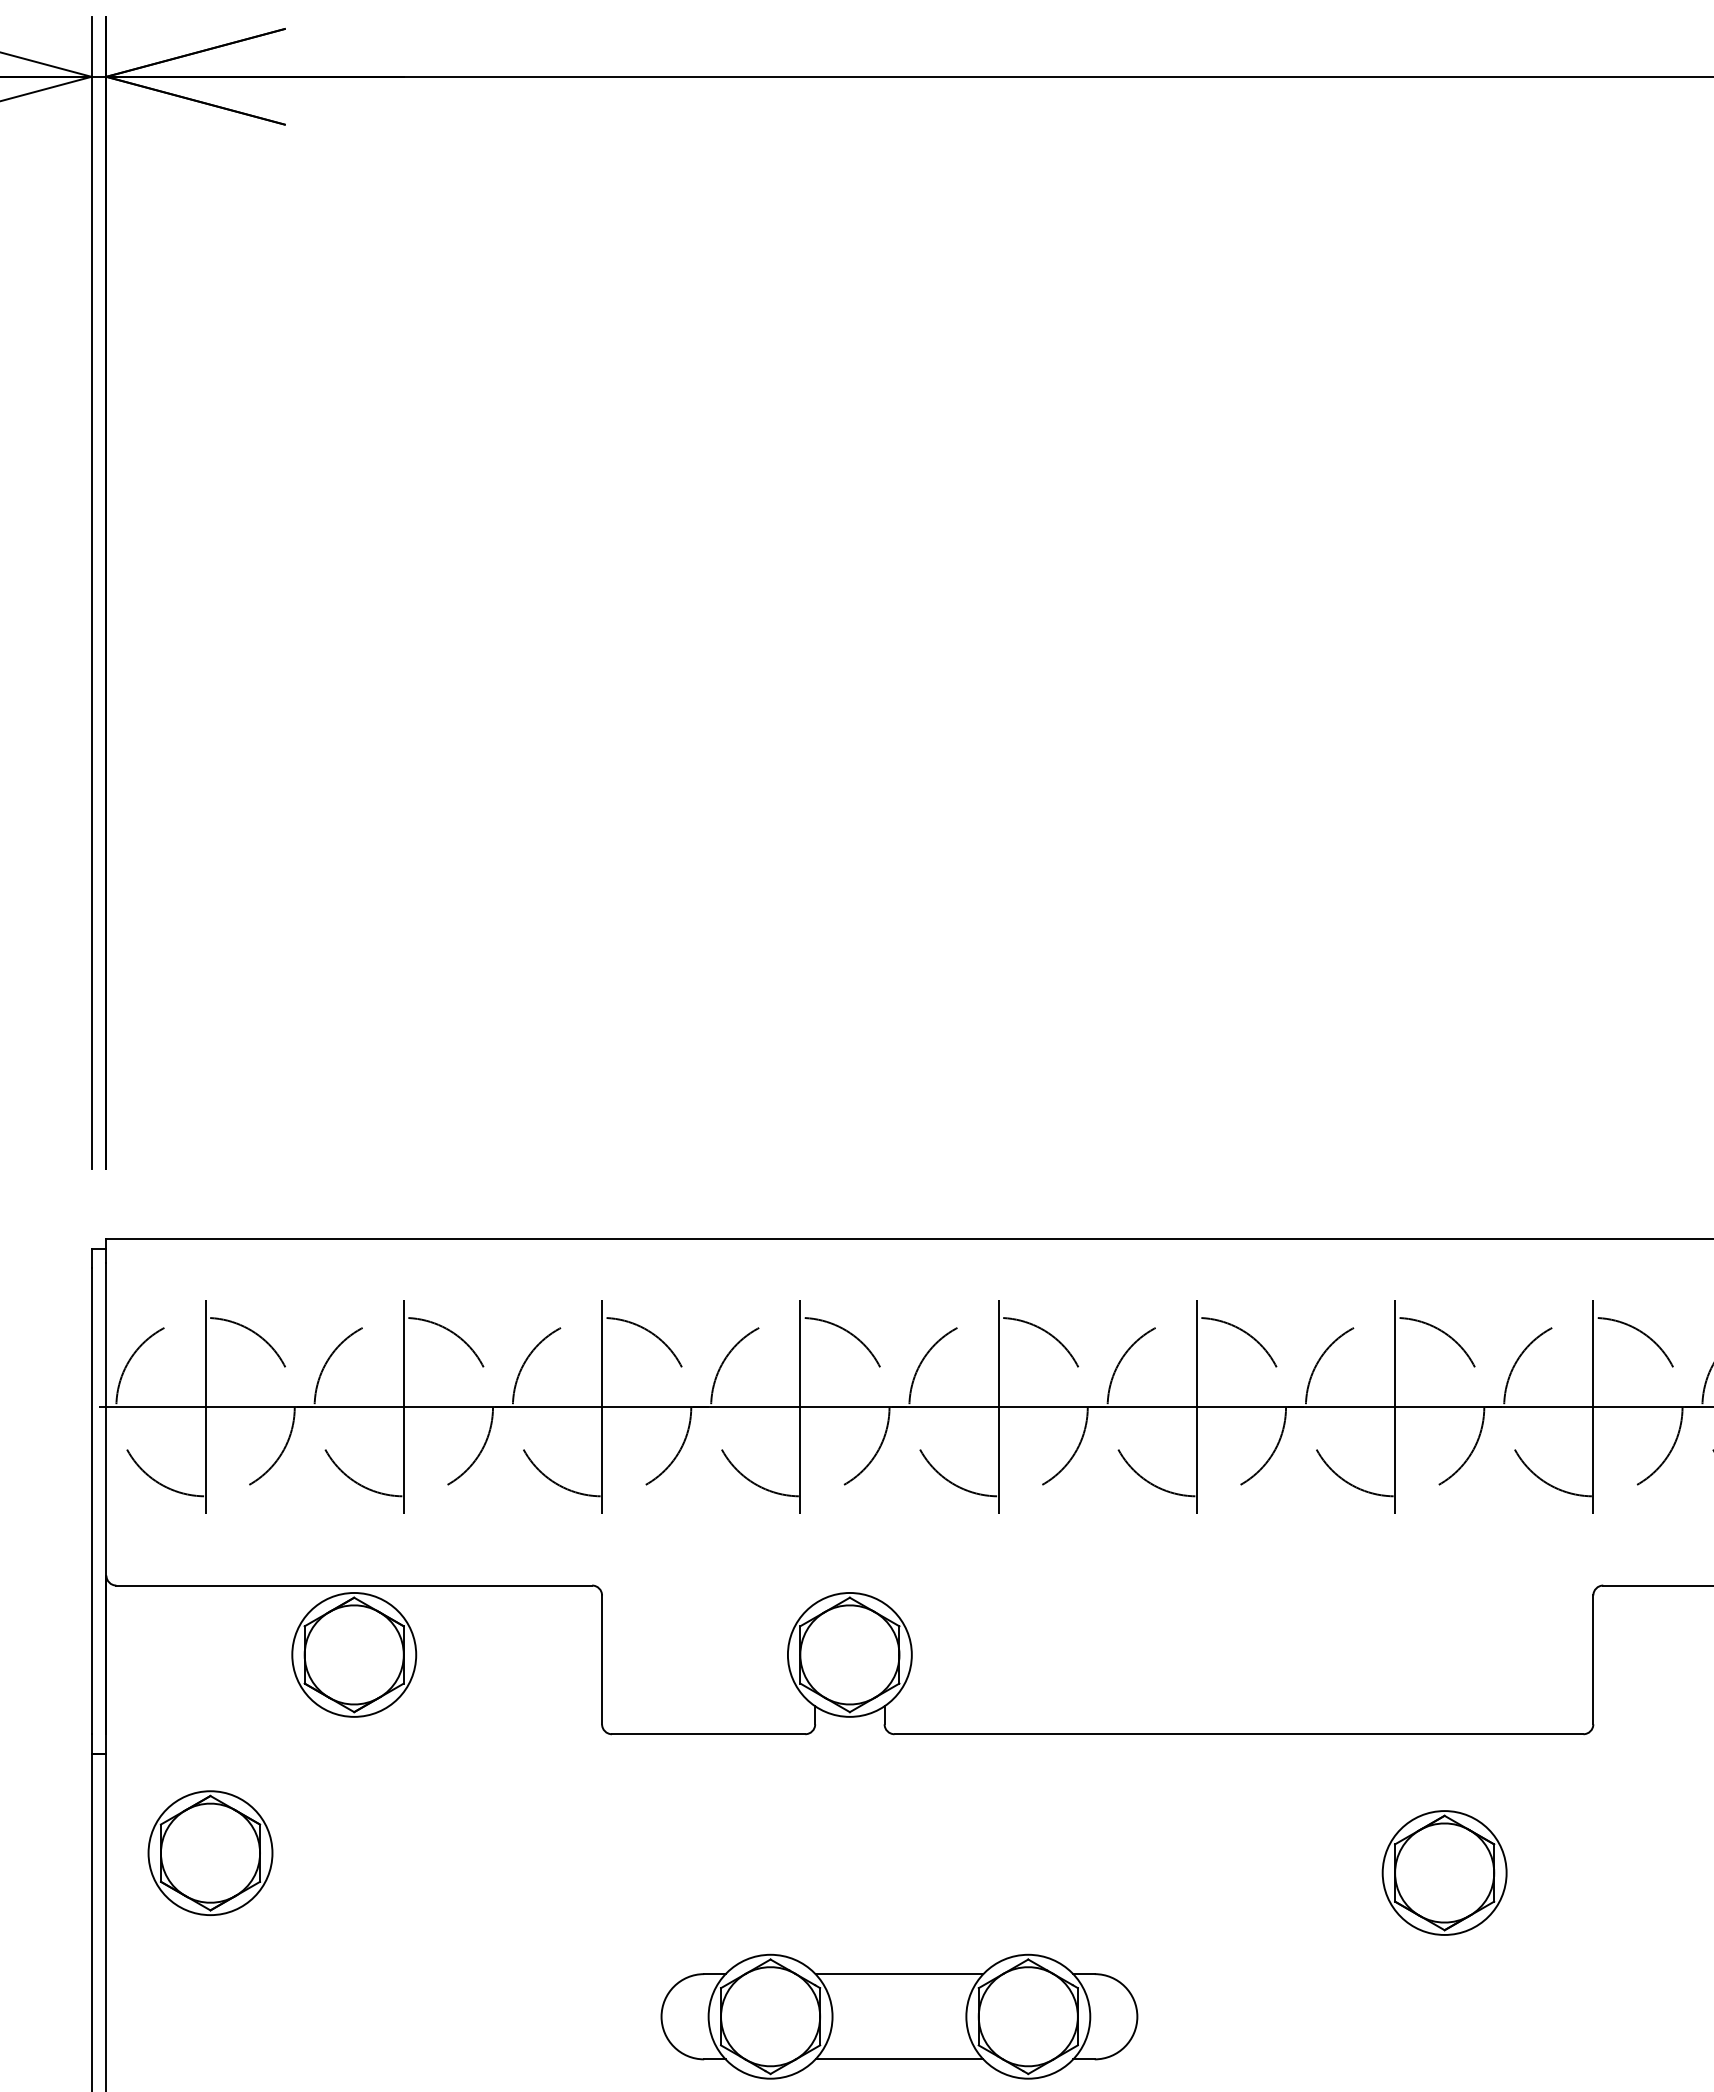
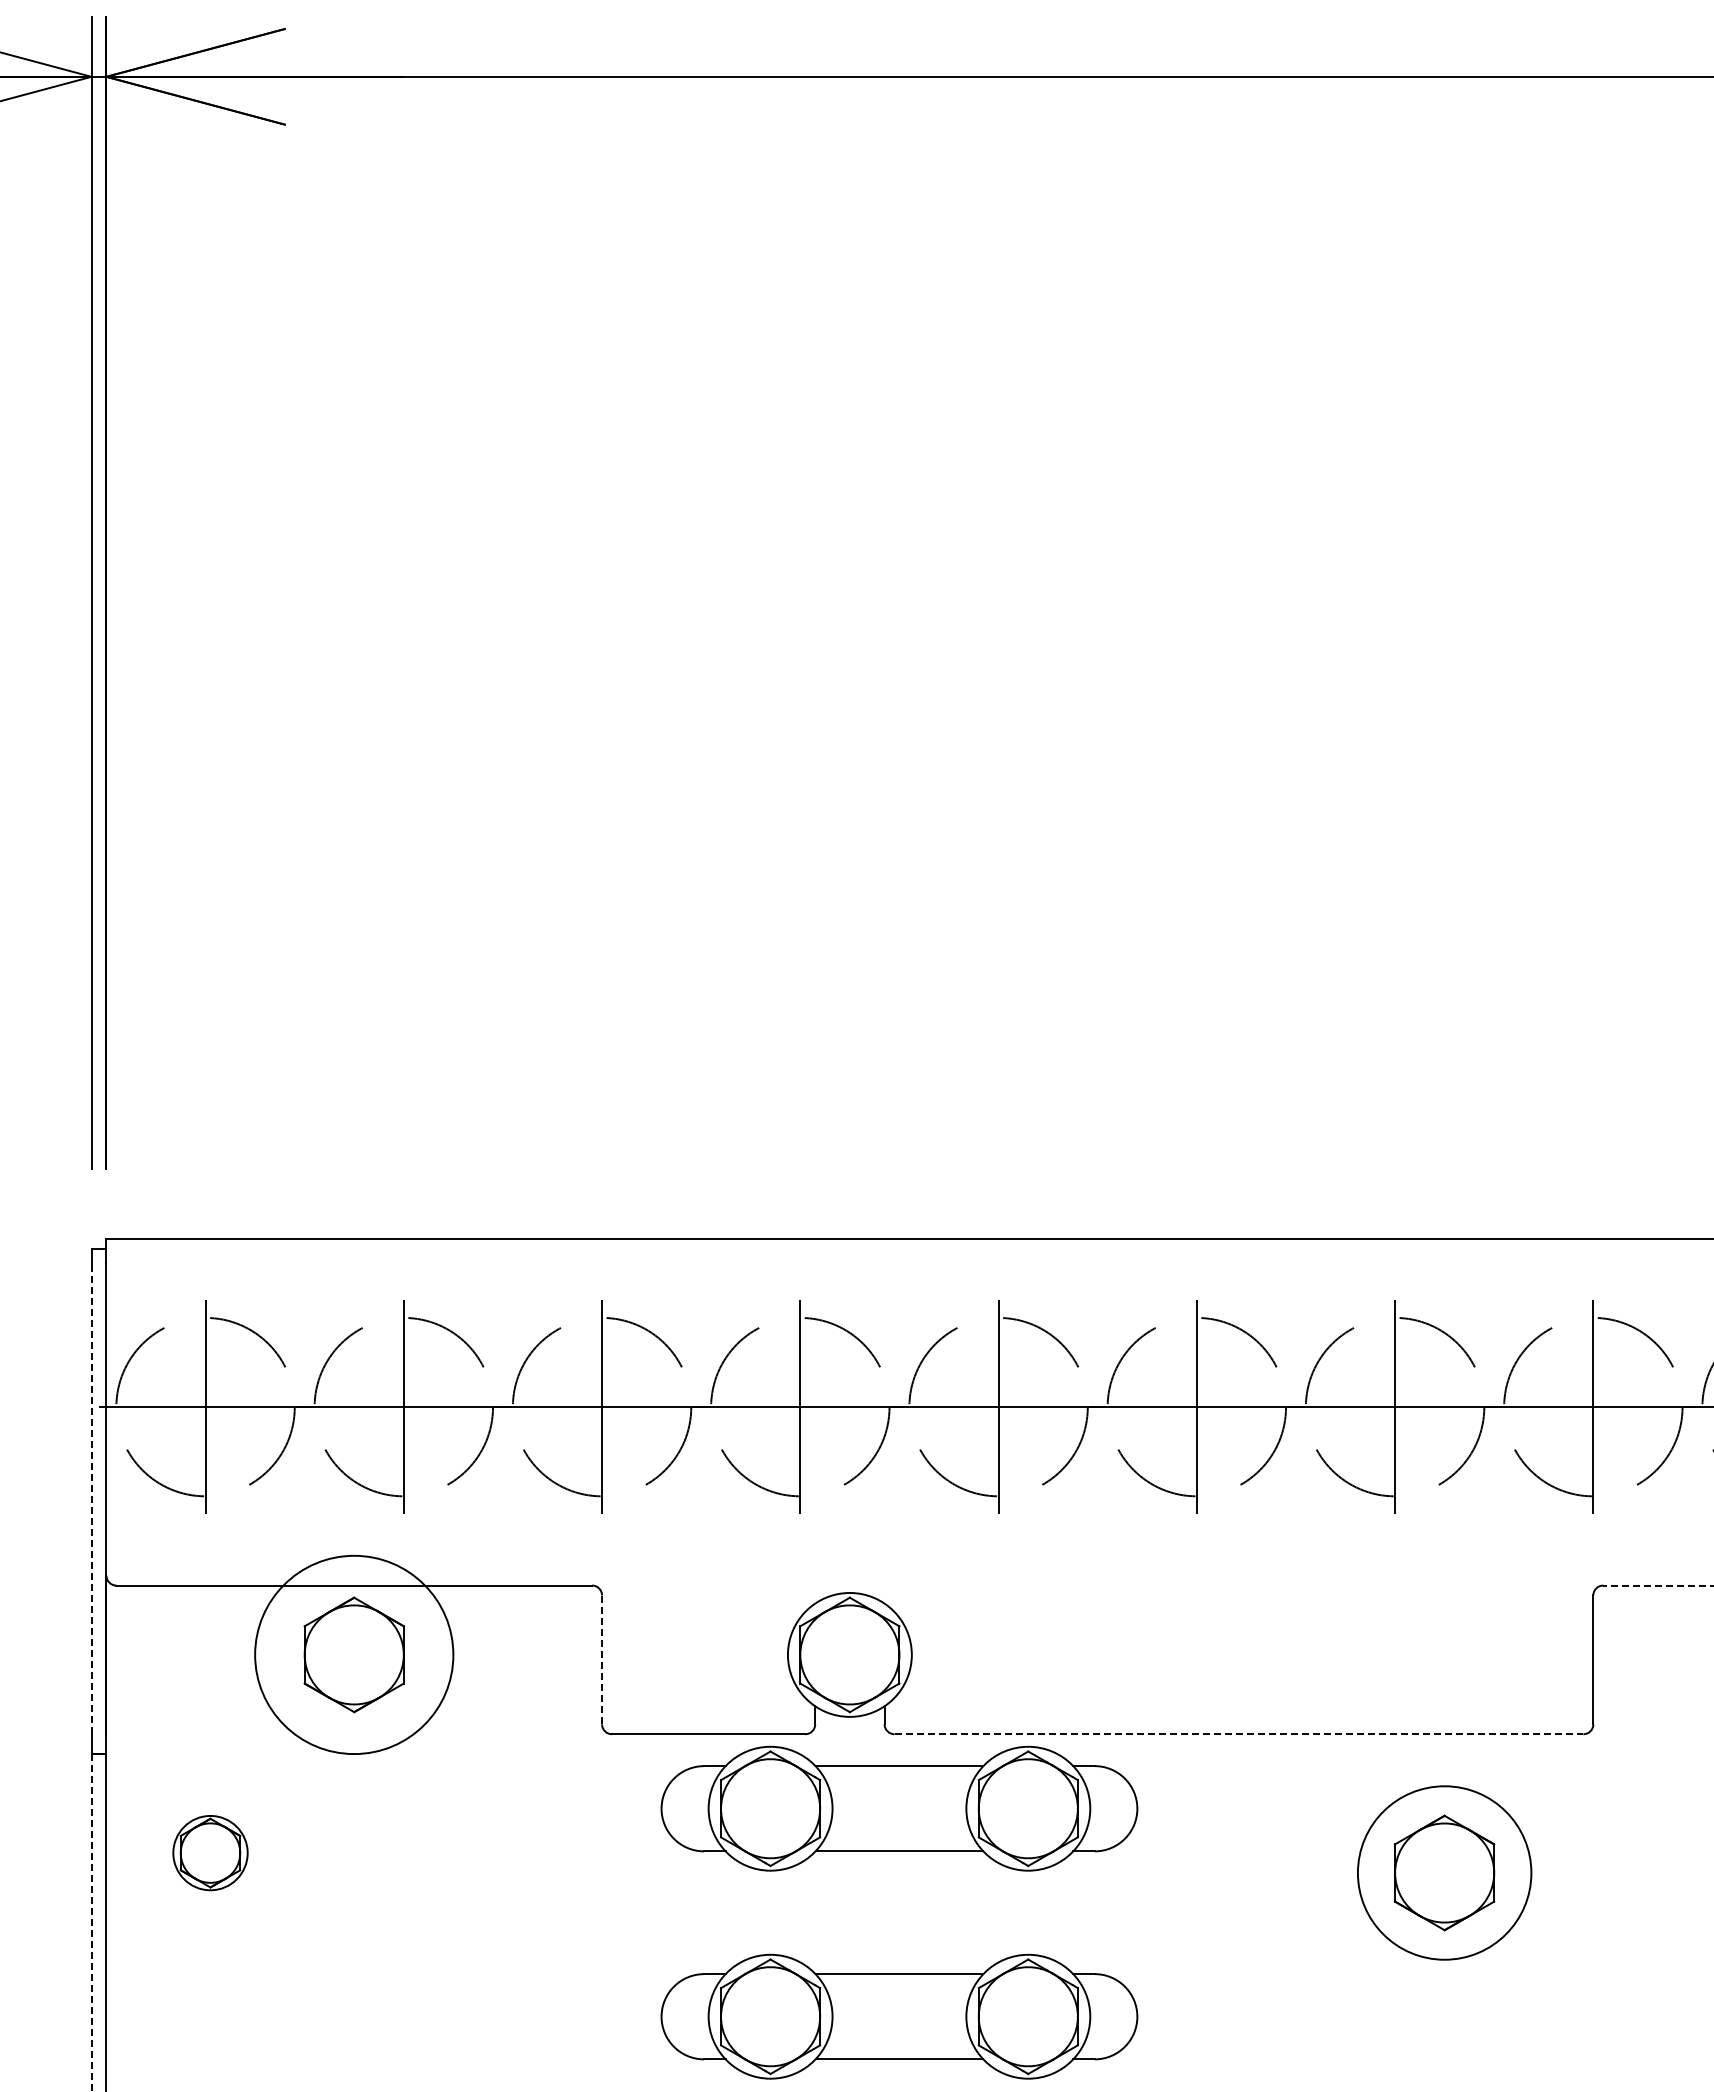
line: solid -> dashed (91, 1501)
line: solid -> dashed (1658, 1585)
circle diameter: 124 px -> 198 px (354, 1654)
line: solid -> dashed (602, 1659)
line: solid -> dashed (1239, 1734)
part: none -> present (899, 1808)
part size: 127x126 px -> 77x77 px (210, 1853)
circle diameter: 124 px -> 173 px (1444, 1872)
line: solid -> dashed (91, 1922)
